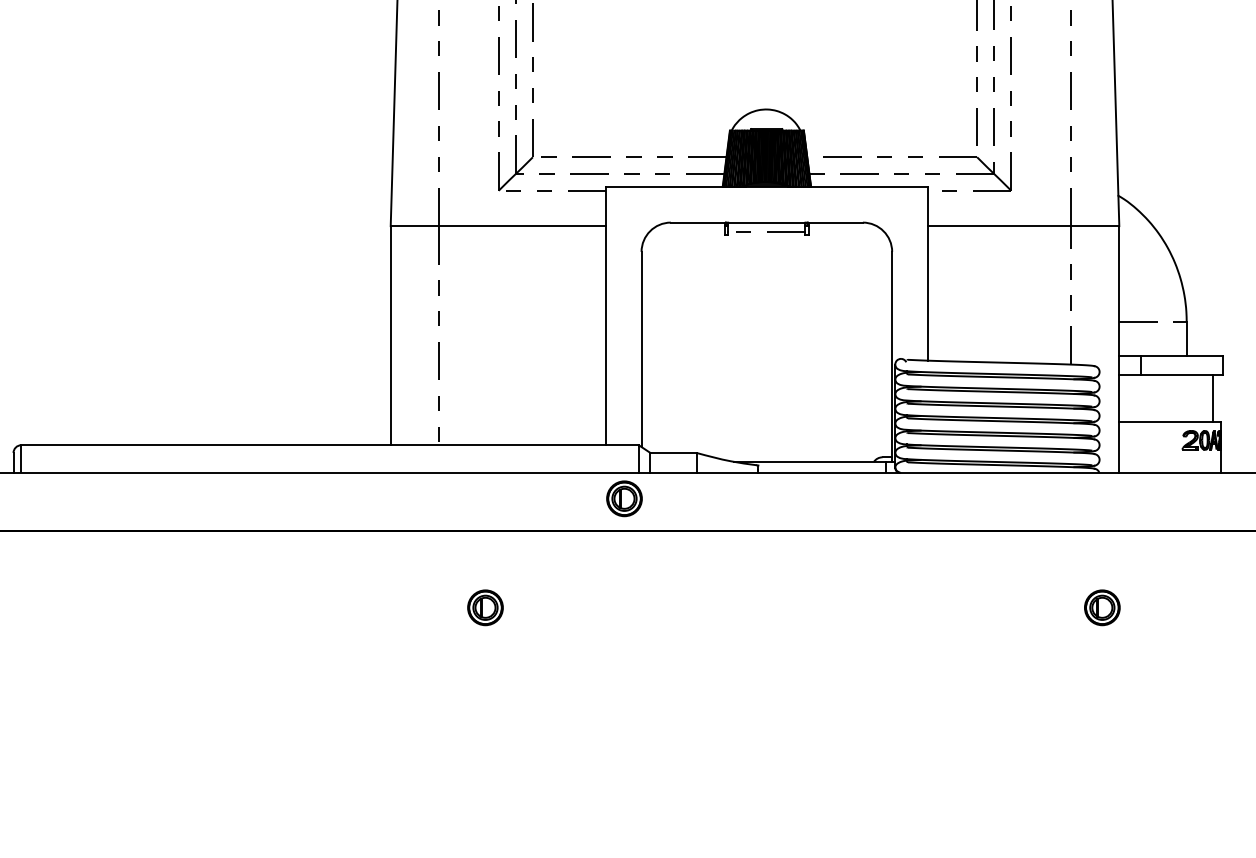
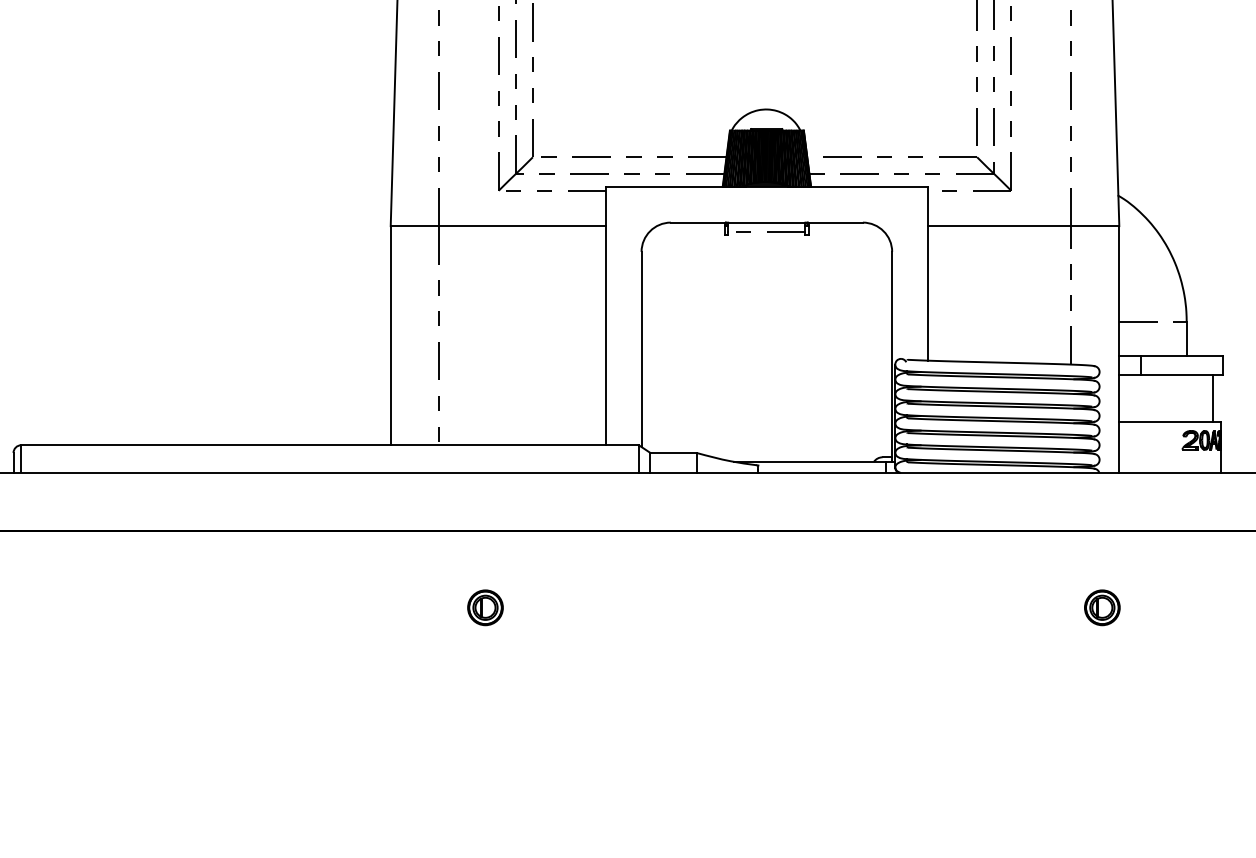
part: present -> none (624, 498)
